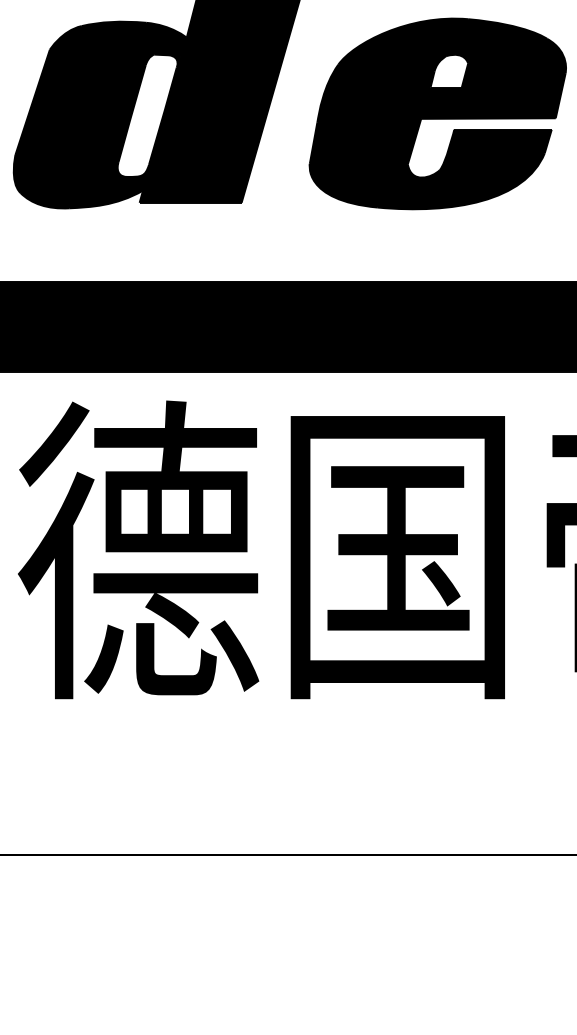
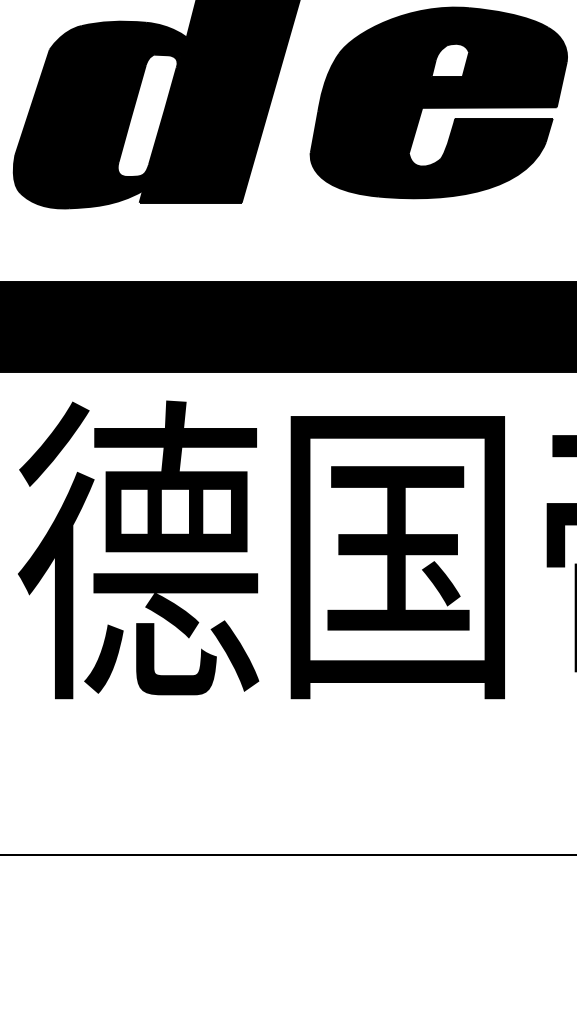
part position: (437, 113) -> (438, 102) (438, 102)
